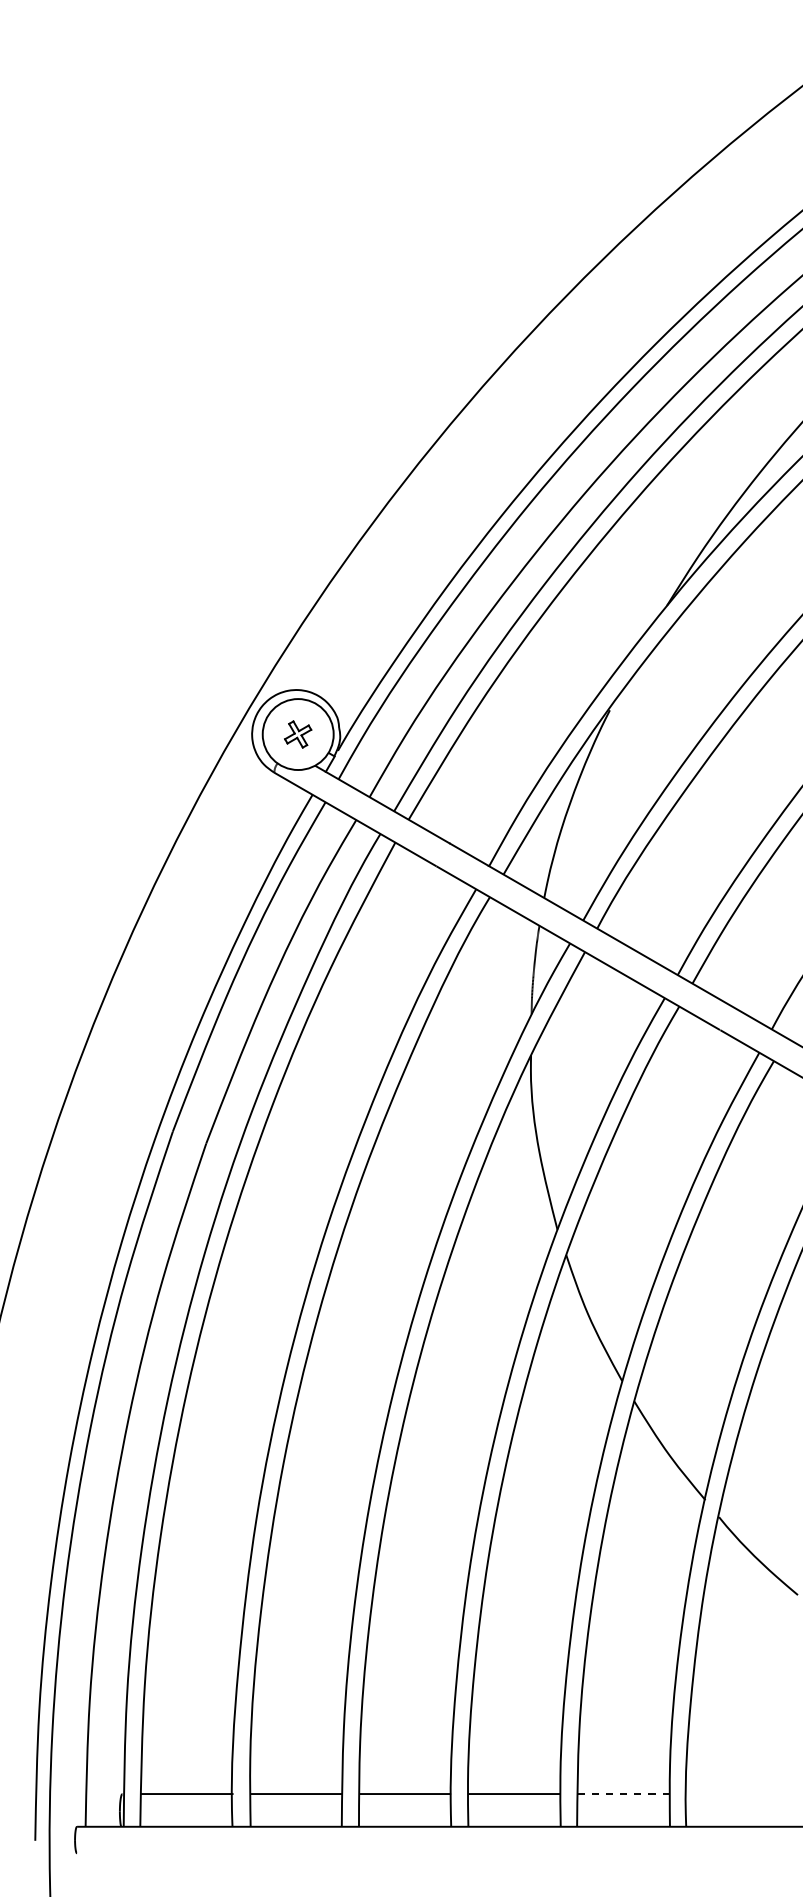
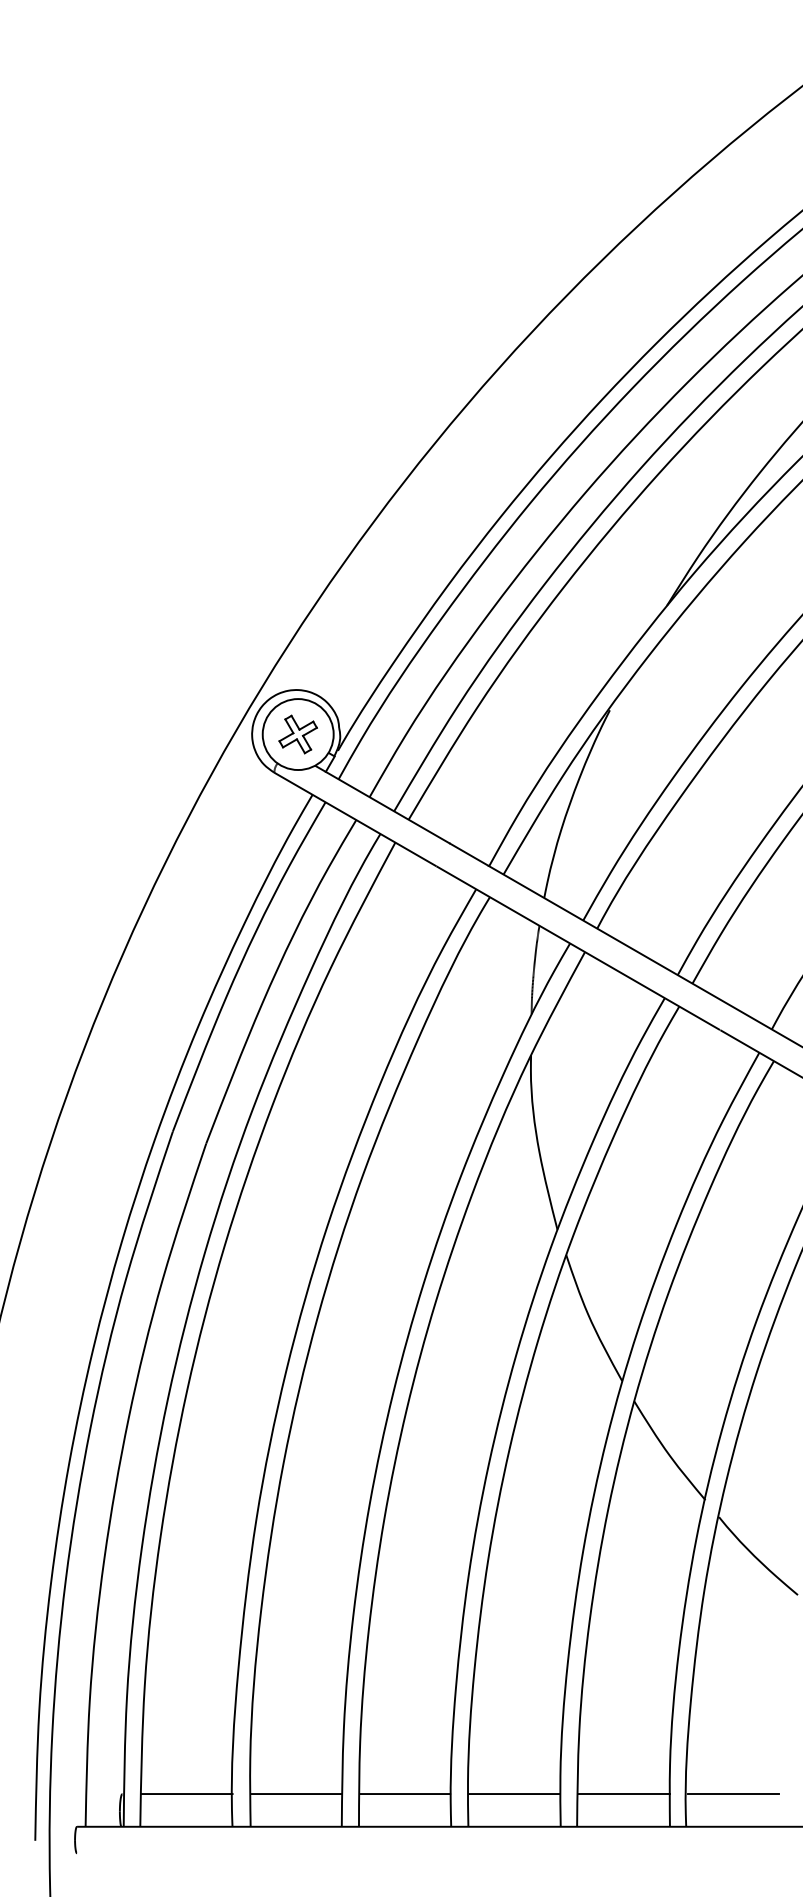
part size: 29x29 px -> 40x41 px (297, 734)
line: dashed -> solid (623, 1794)
line: none -> present (732, 1794)
